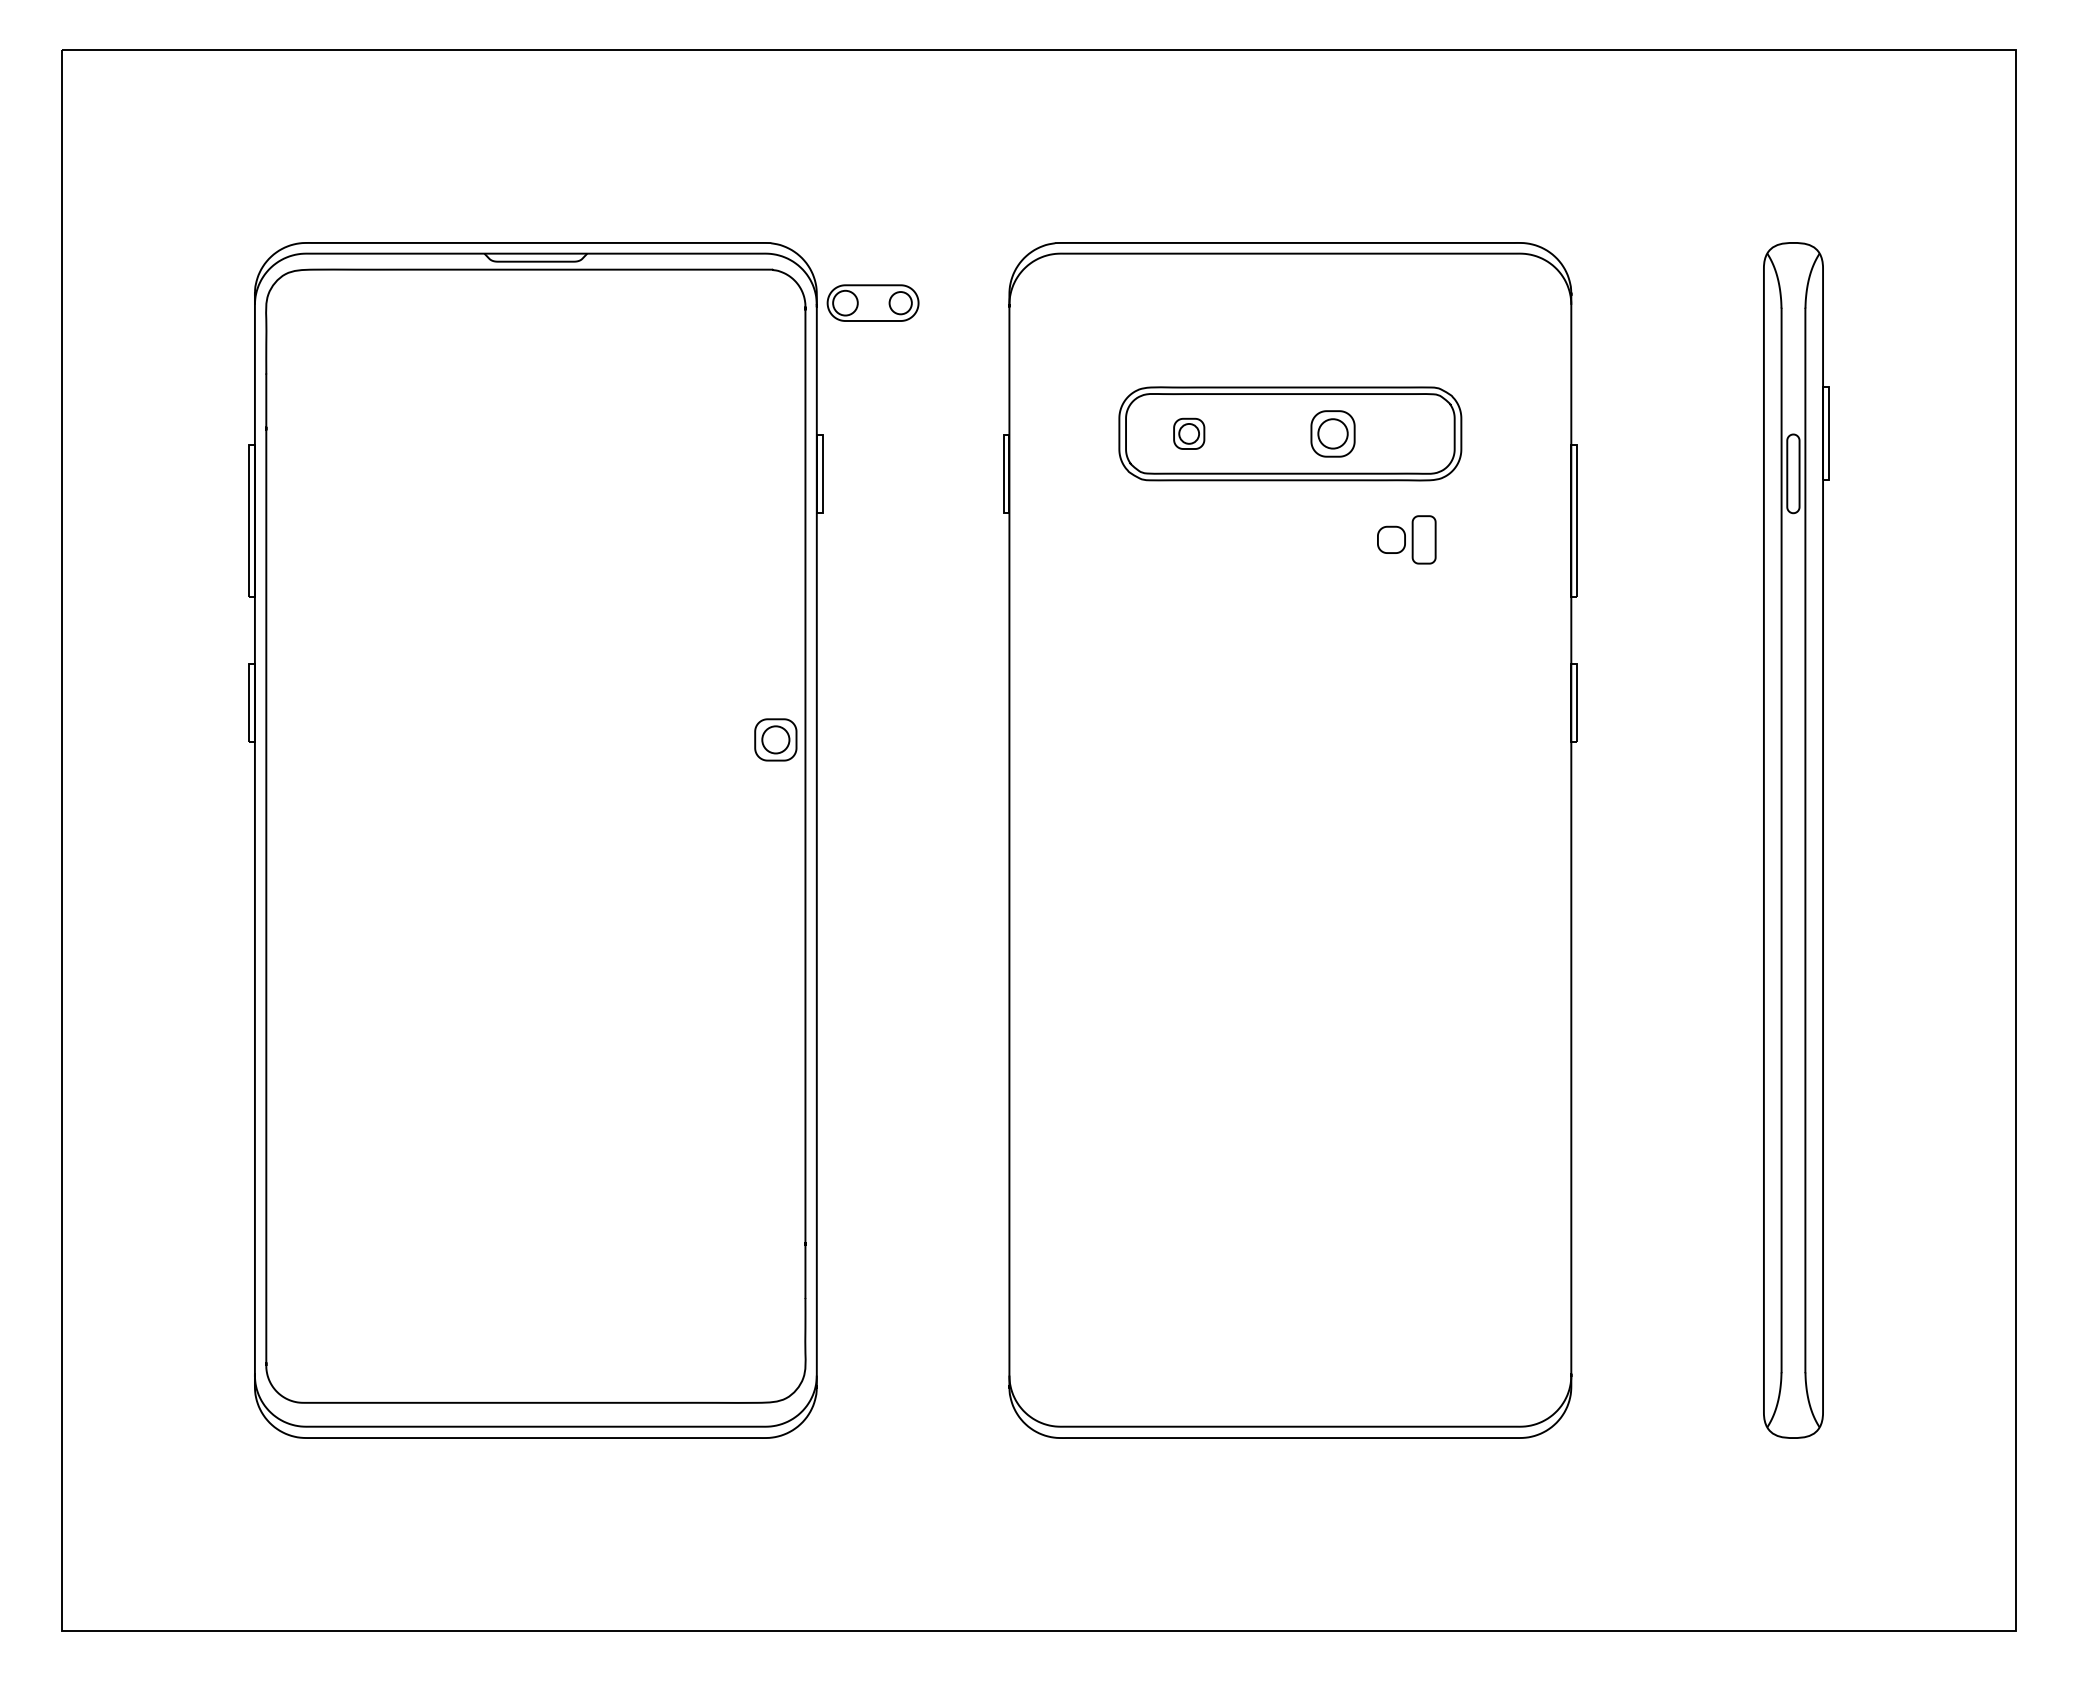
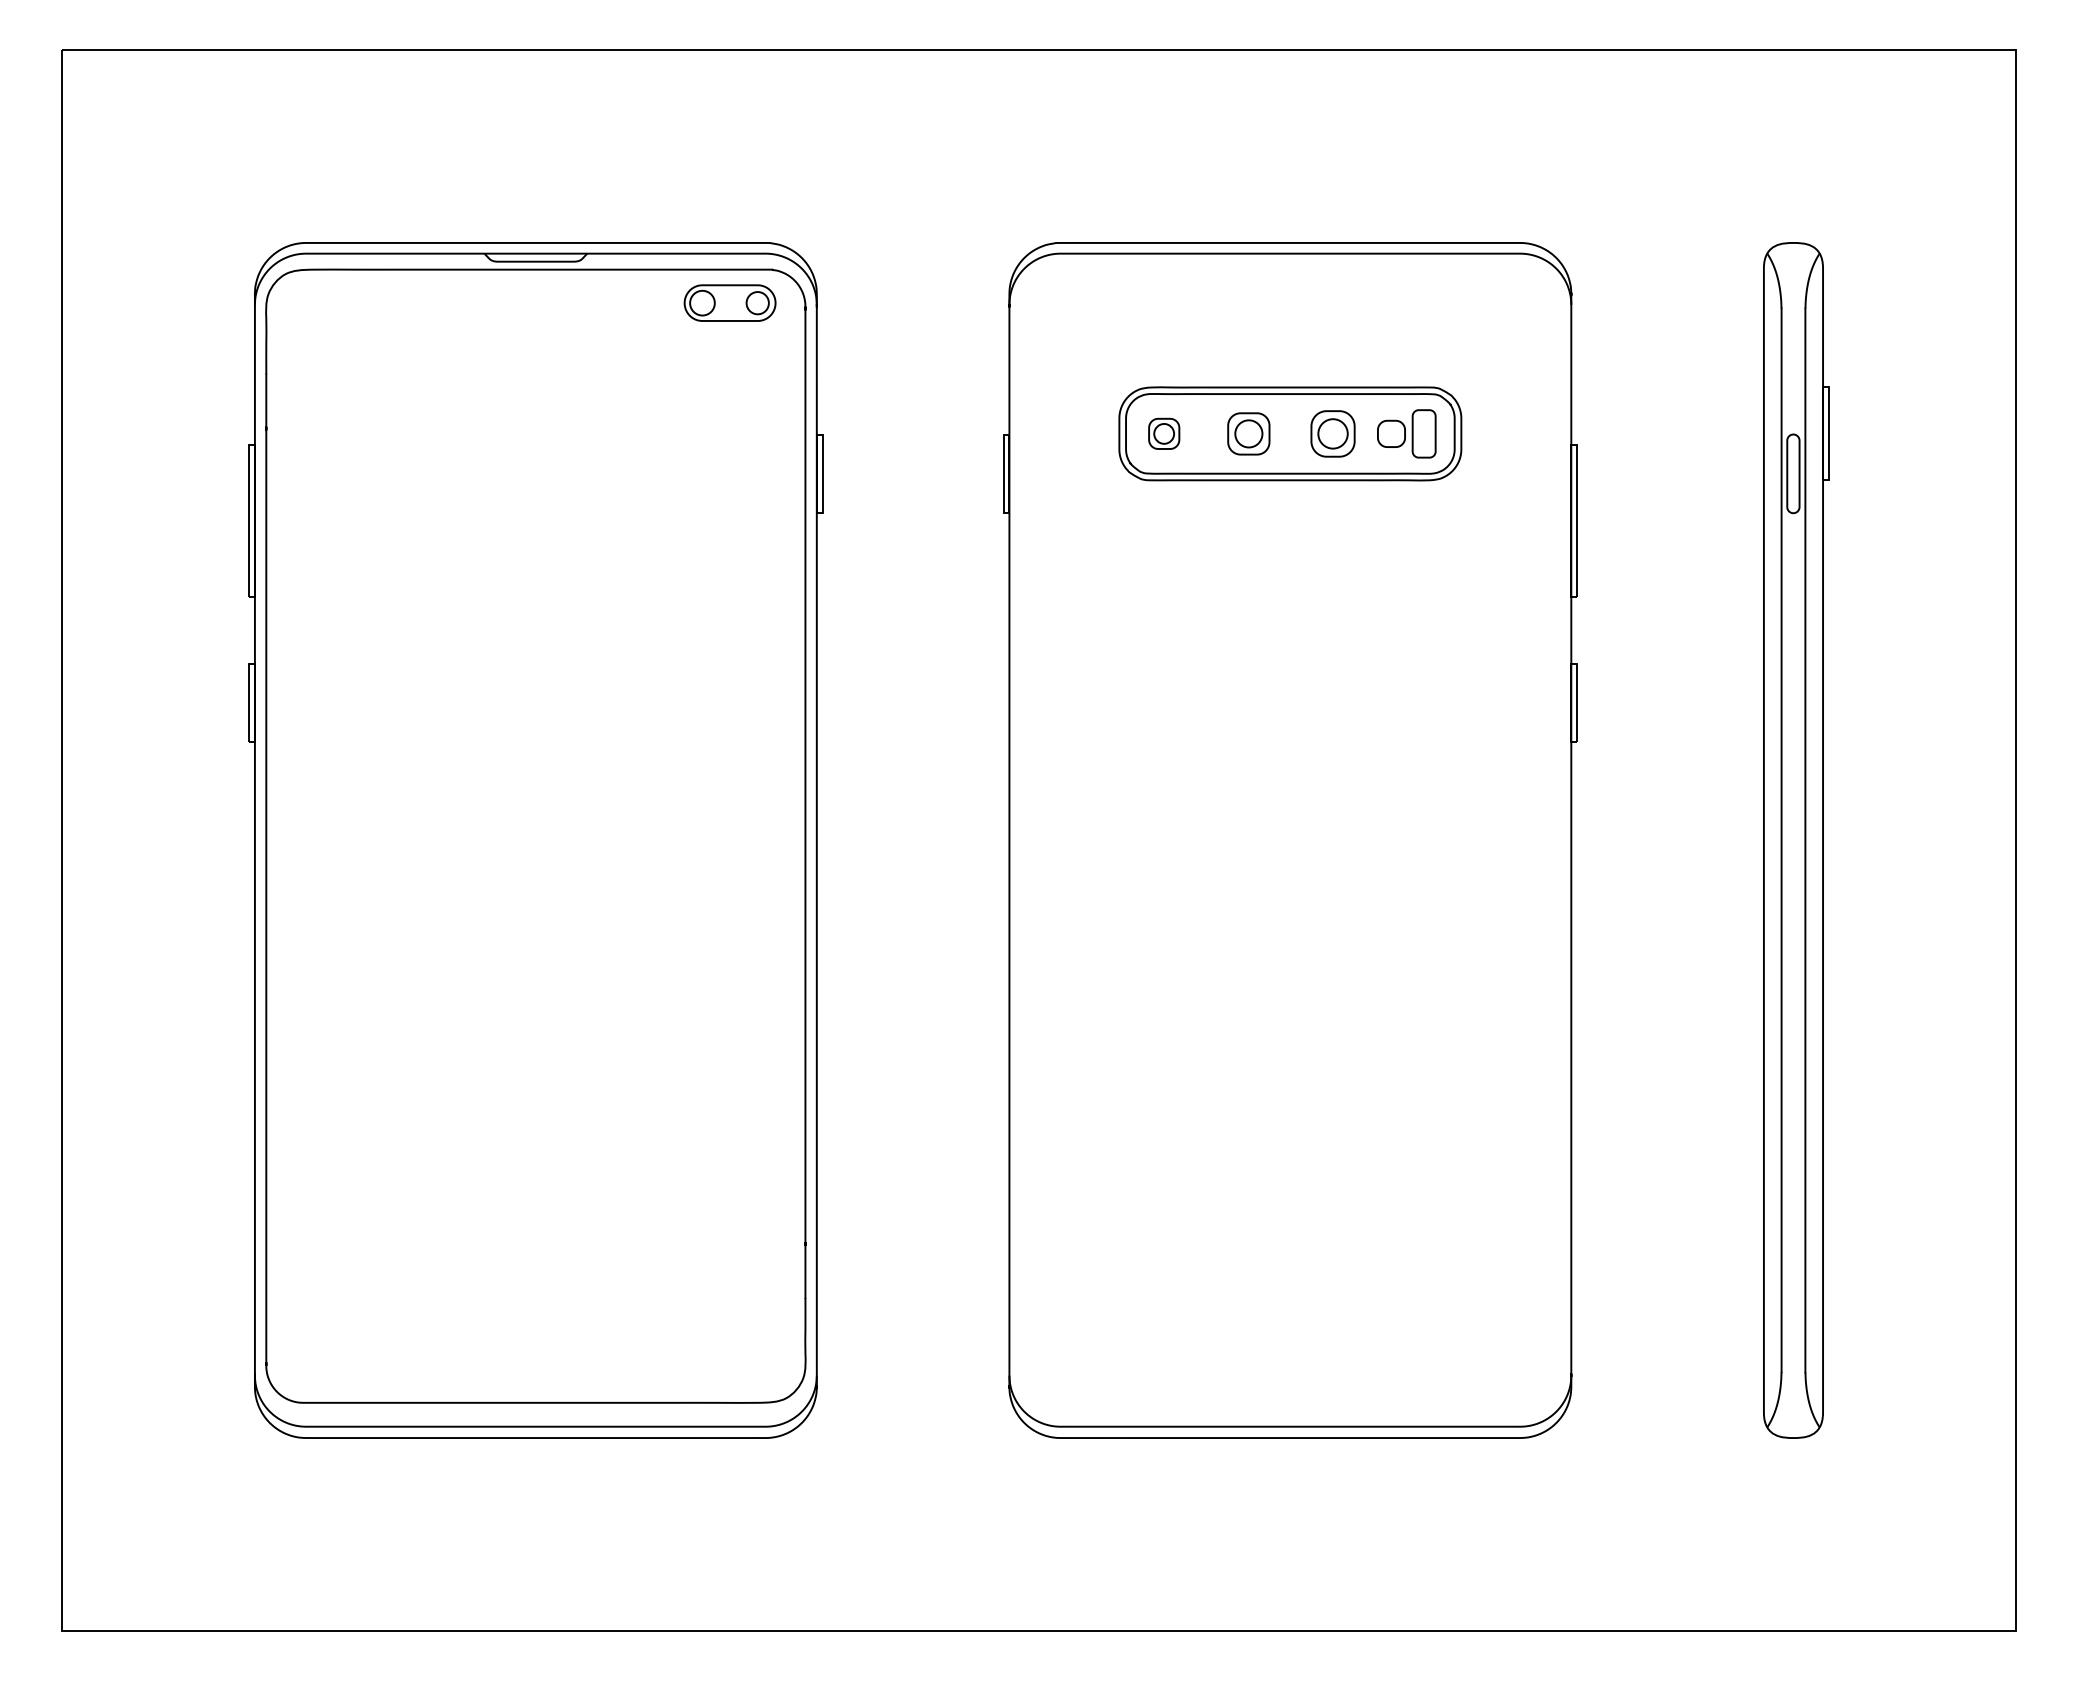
part position: (872, 302) -> (729, 302) (729, 302)
part position: (1189, 433) -> (1164, 433) (1164, 433)
part position: (1406, 539) -> (1406, 433) (1406, 433)
part position: (775, 739) -> (1248, 433) (1248, 433)
